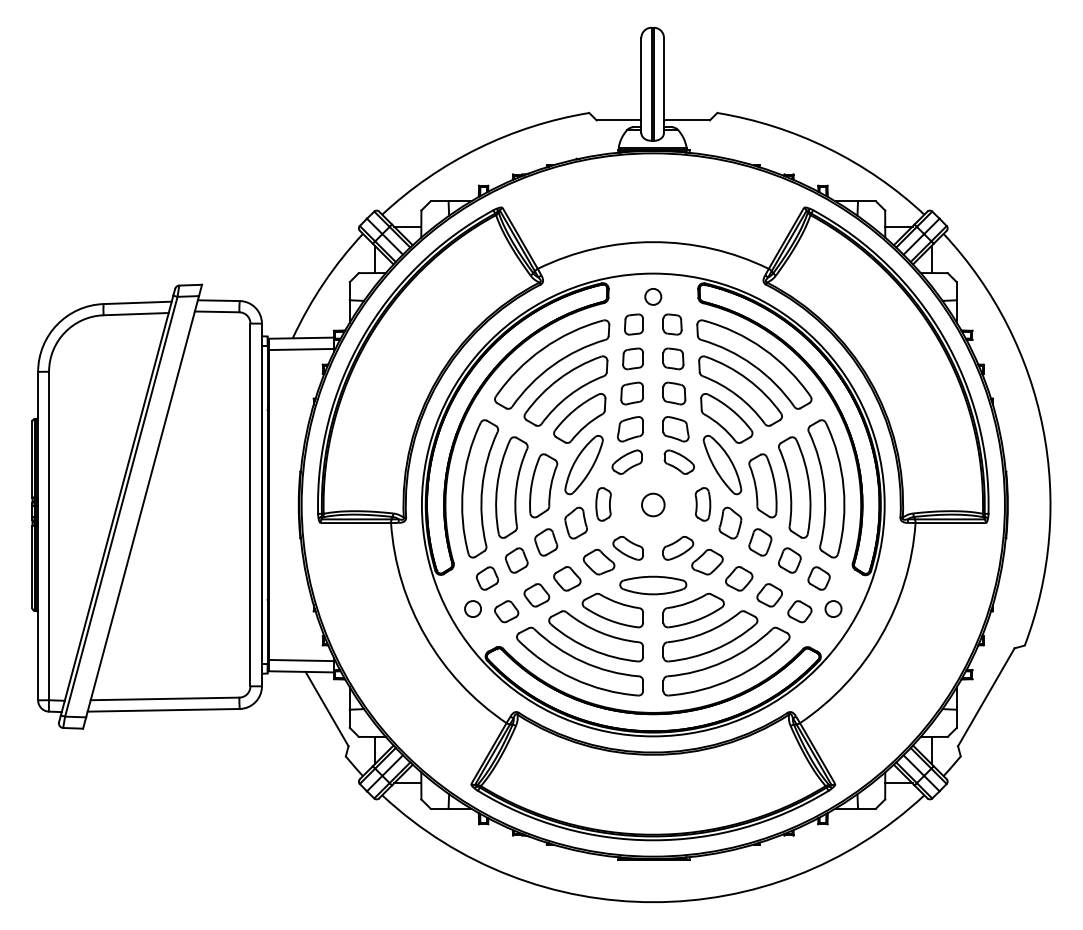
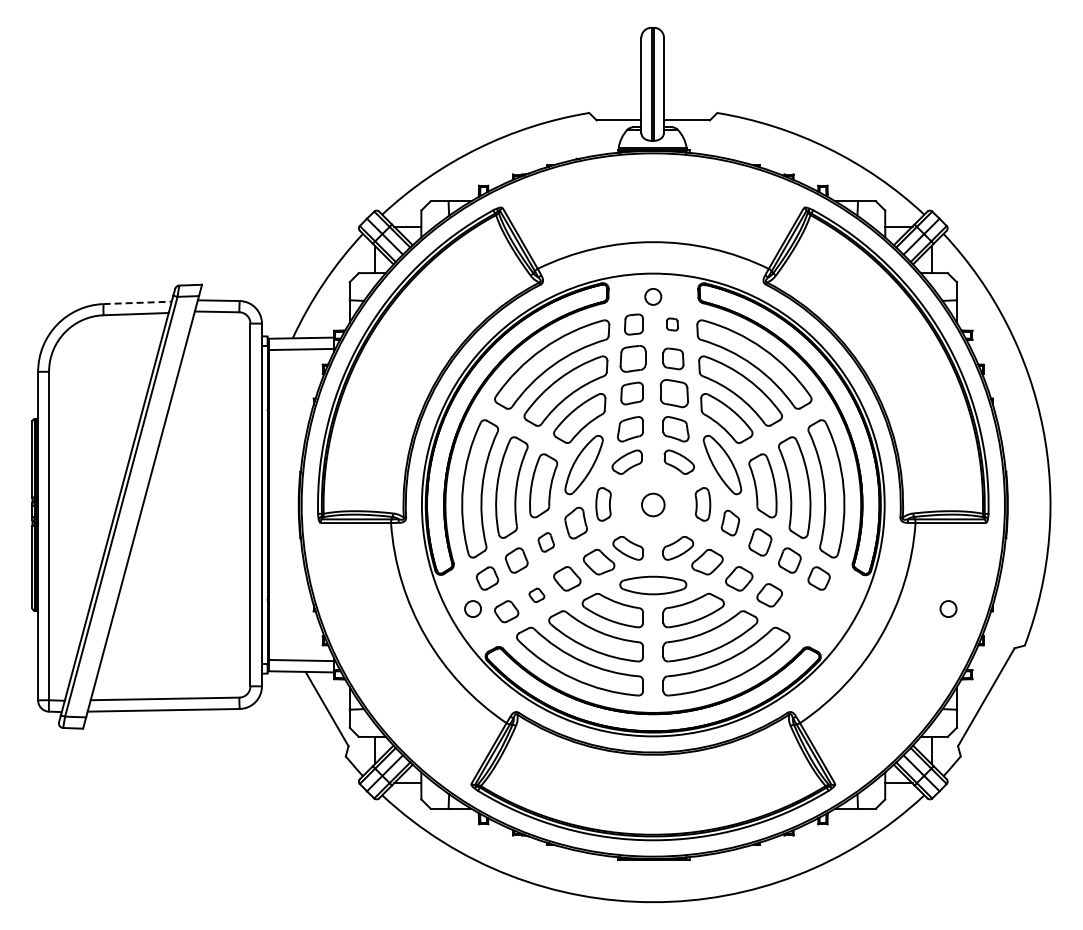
line: solid -> dashed (138, 302)
part size: 21x23 px -> 13x15 px (672, 324)
part size: 22x24 px -> 28x28 px (632, 358)
part size: 25x25 px -> 30x30 px (673, 393)
part size: 25x34 px -> 21x28 px (730, 522)
part size: 25x29 px -> 18x21 px (545, 542)
part size: 28x25 px -> 18x17 px (536, 595)
circle position: (833, 608) -> (948, 608) (948, 608)
part: present -> none (799, 611)
